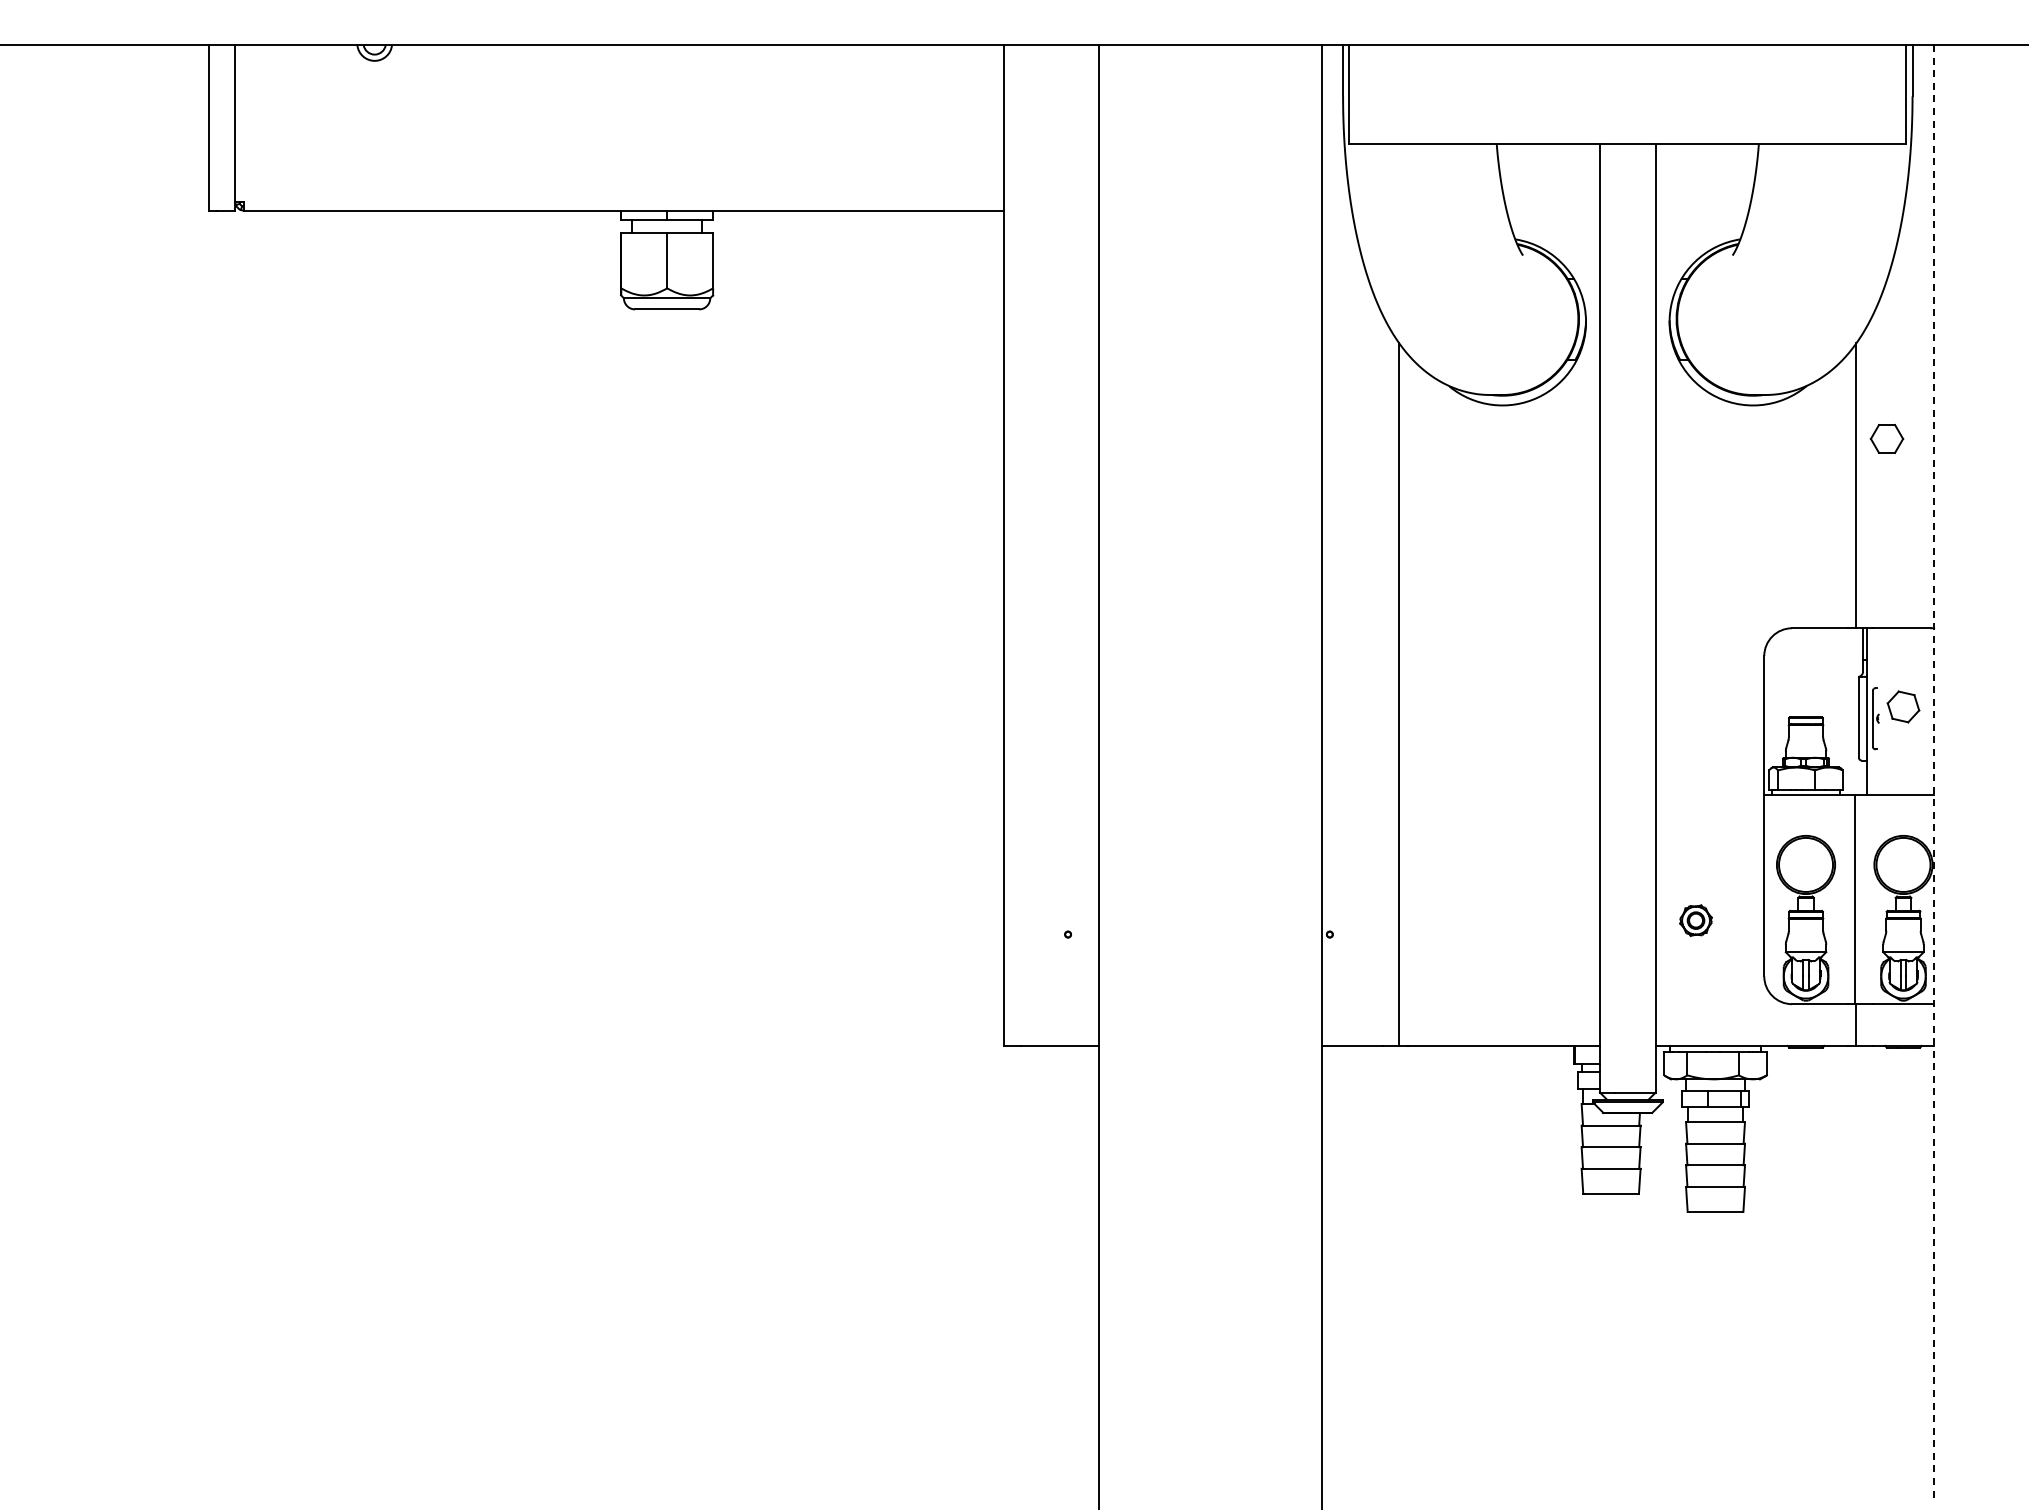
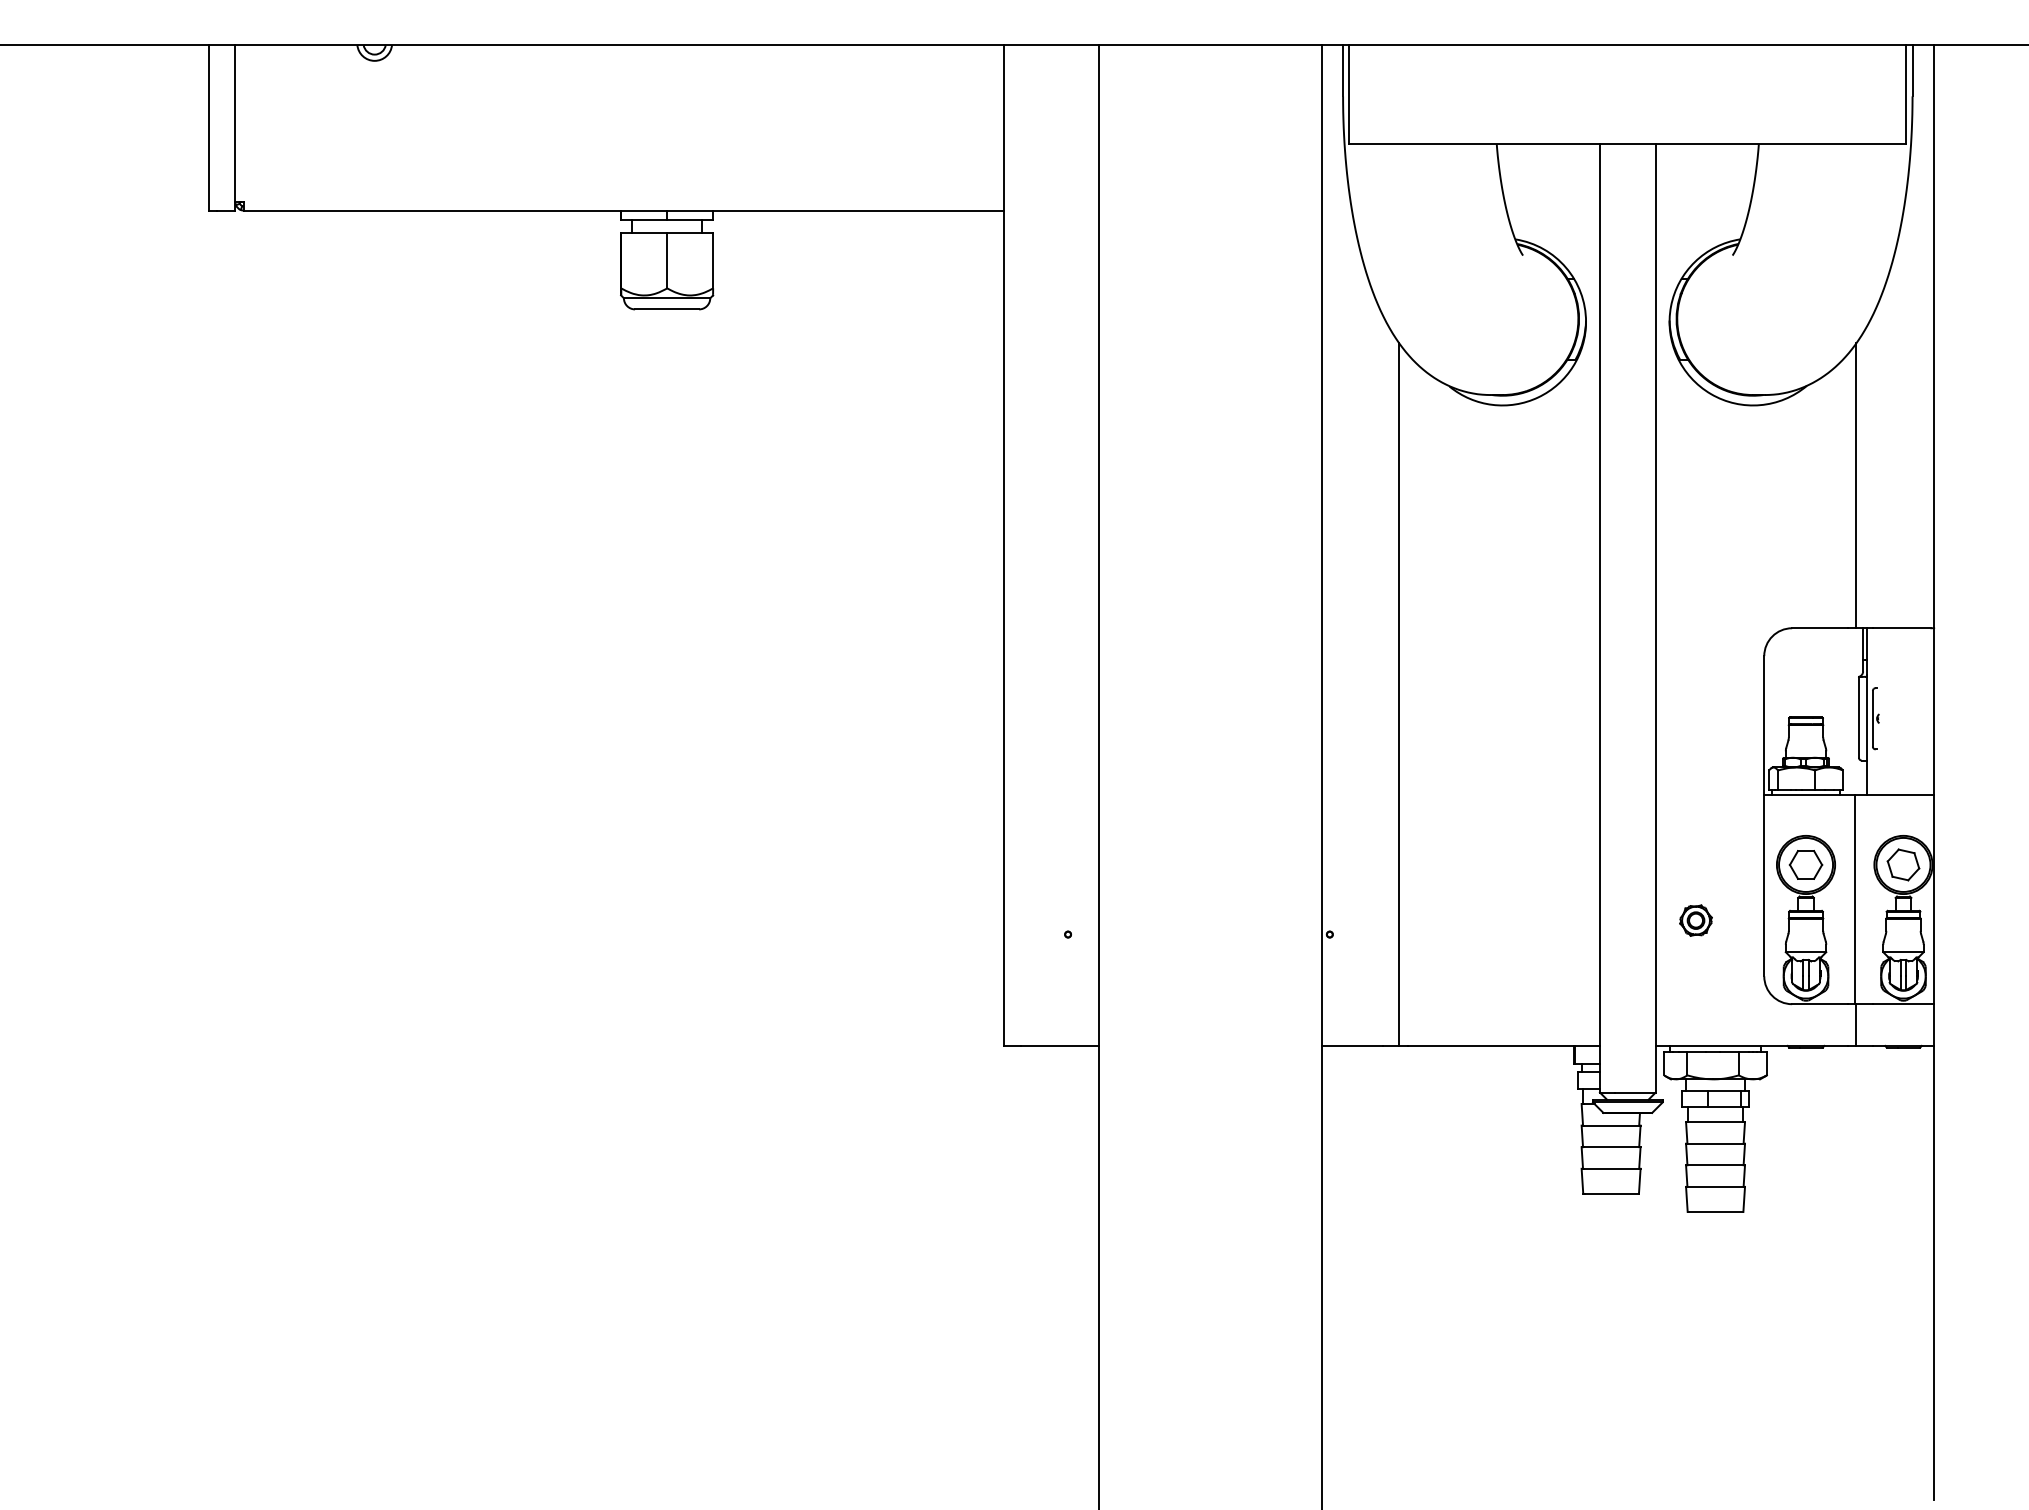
part position: (1886, 438) -> (1805, 864) (1805, 864)
part position: (1903, 706) -> (1903, 864) (1903, 864)
line: dashed -> solid (1934, 772)
